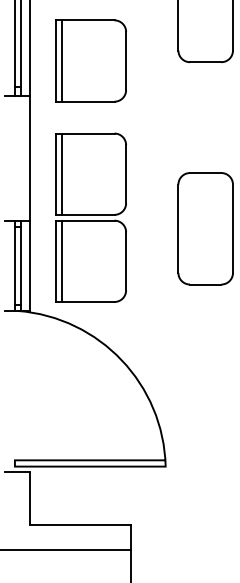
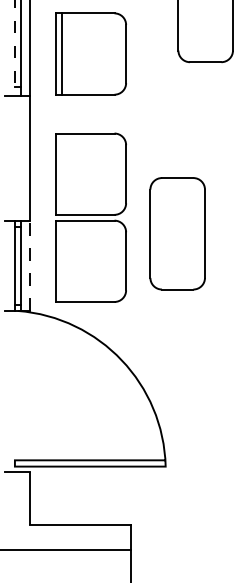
line: solid -> dashed (15, 48)
part position: (90, 60) -> (90, 53) (90, 53)
line: present -> none (62, 173)
part position: (205, 228) -> (177, 233) (177, 233)
line: present -> none (62, 260)
line: solid -> dashed (30, 266)
